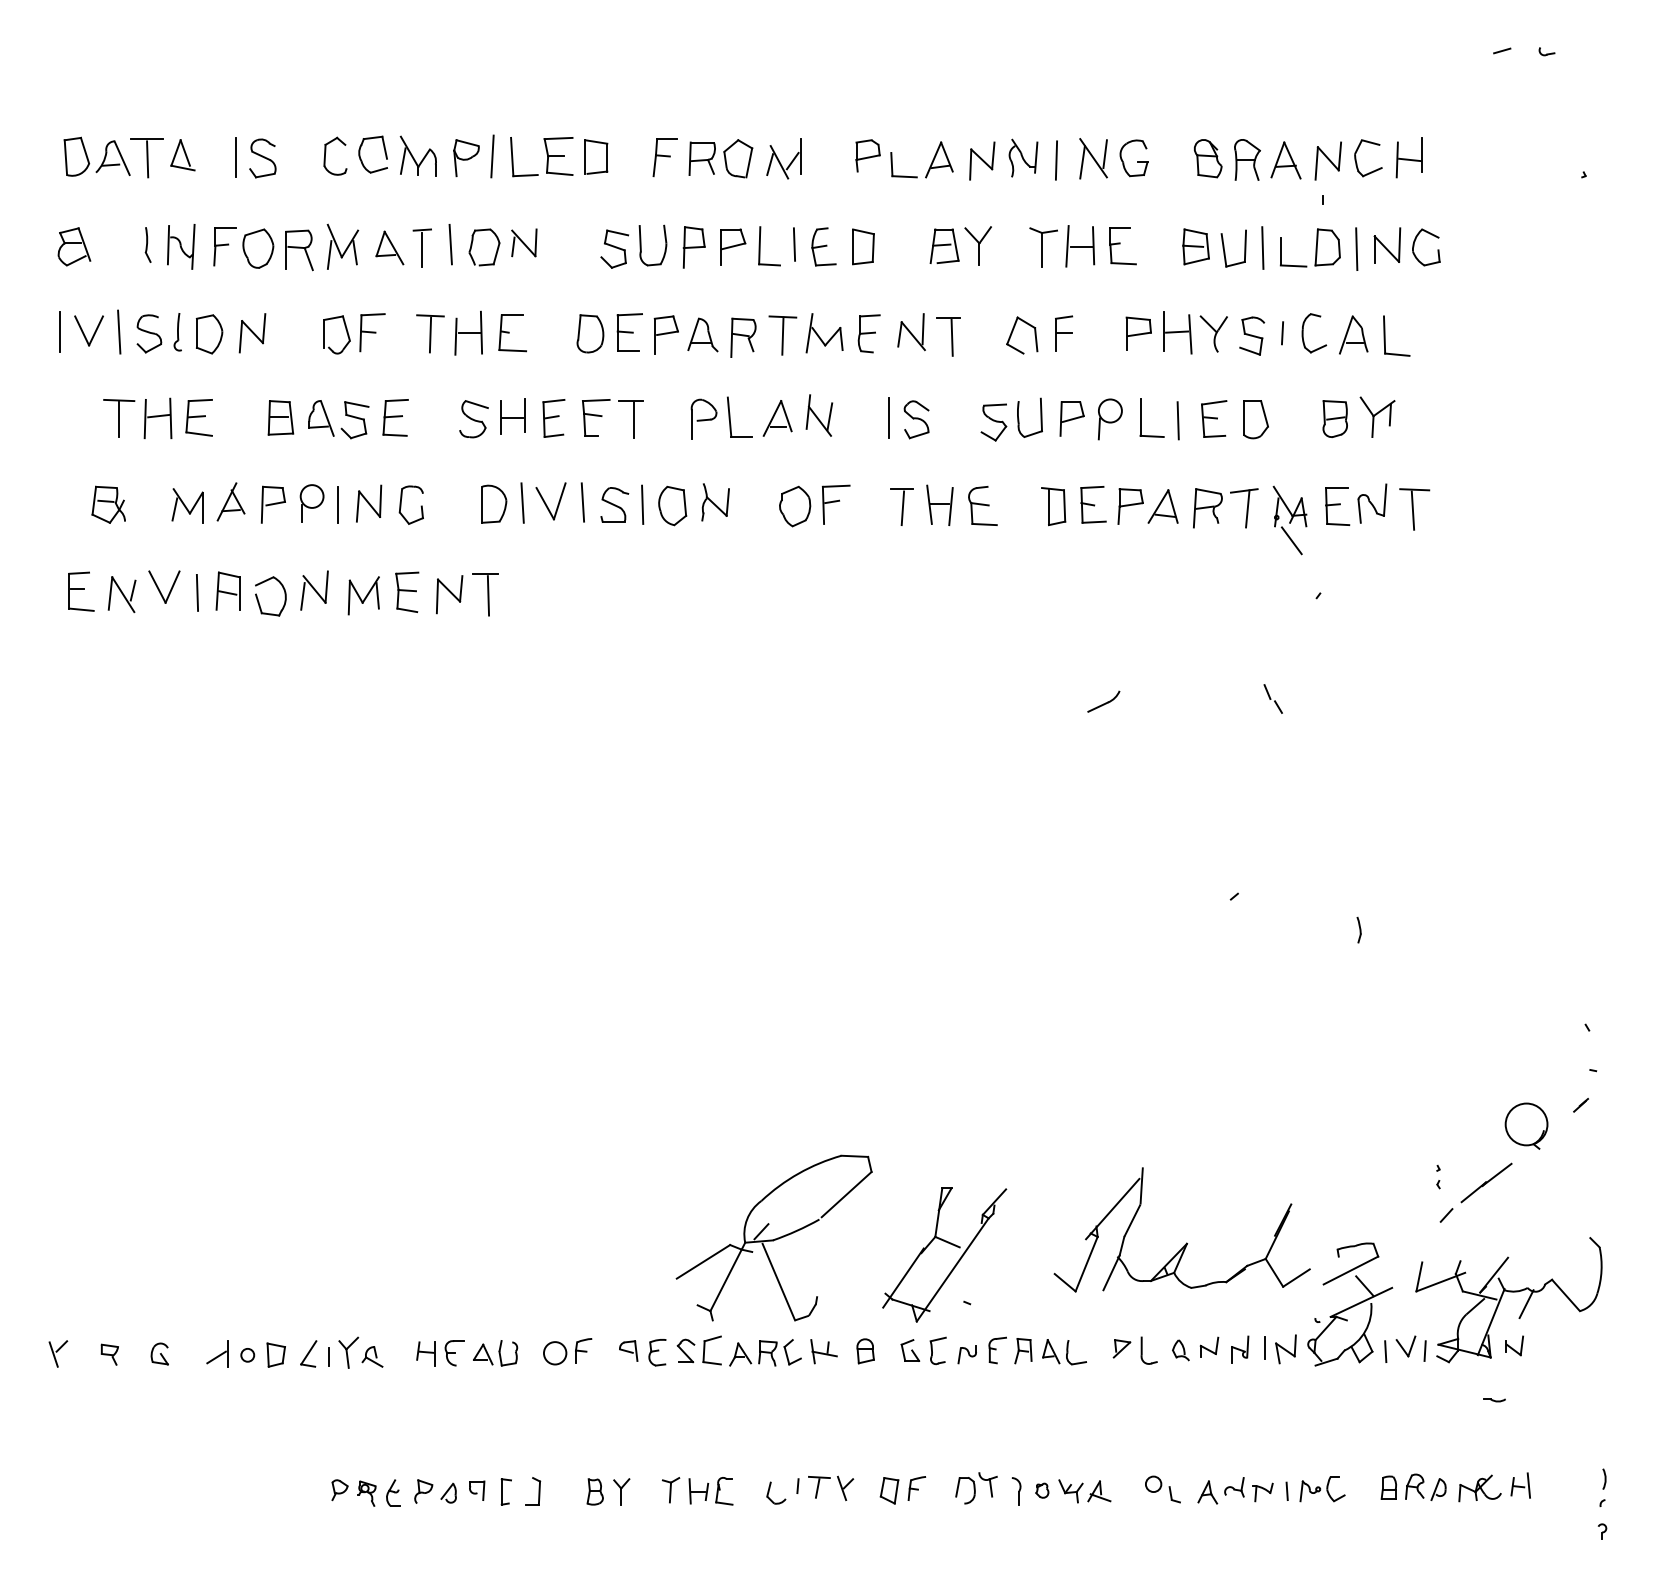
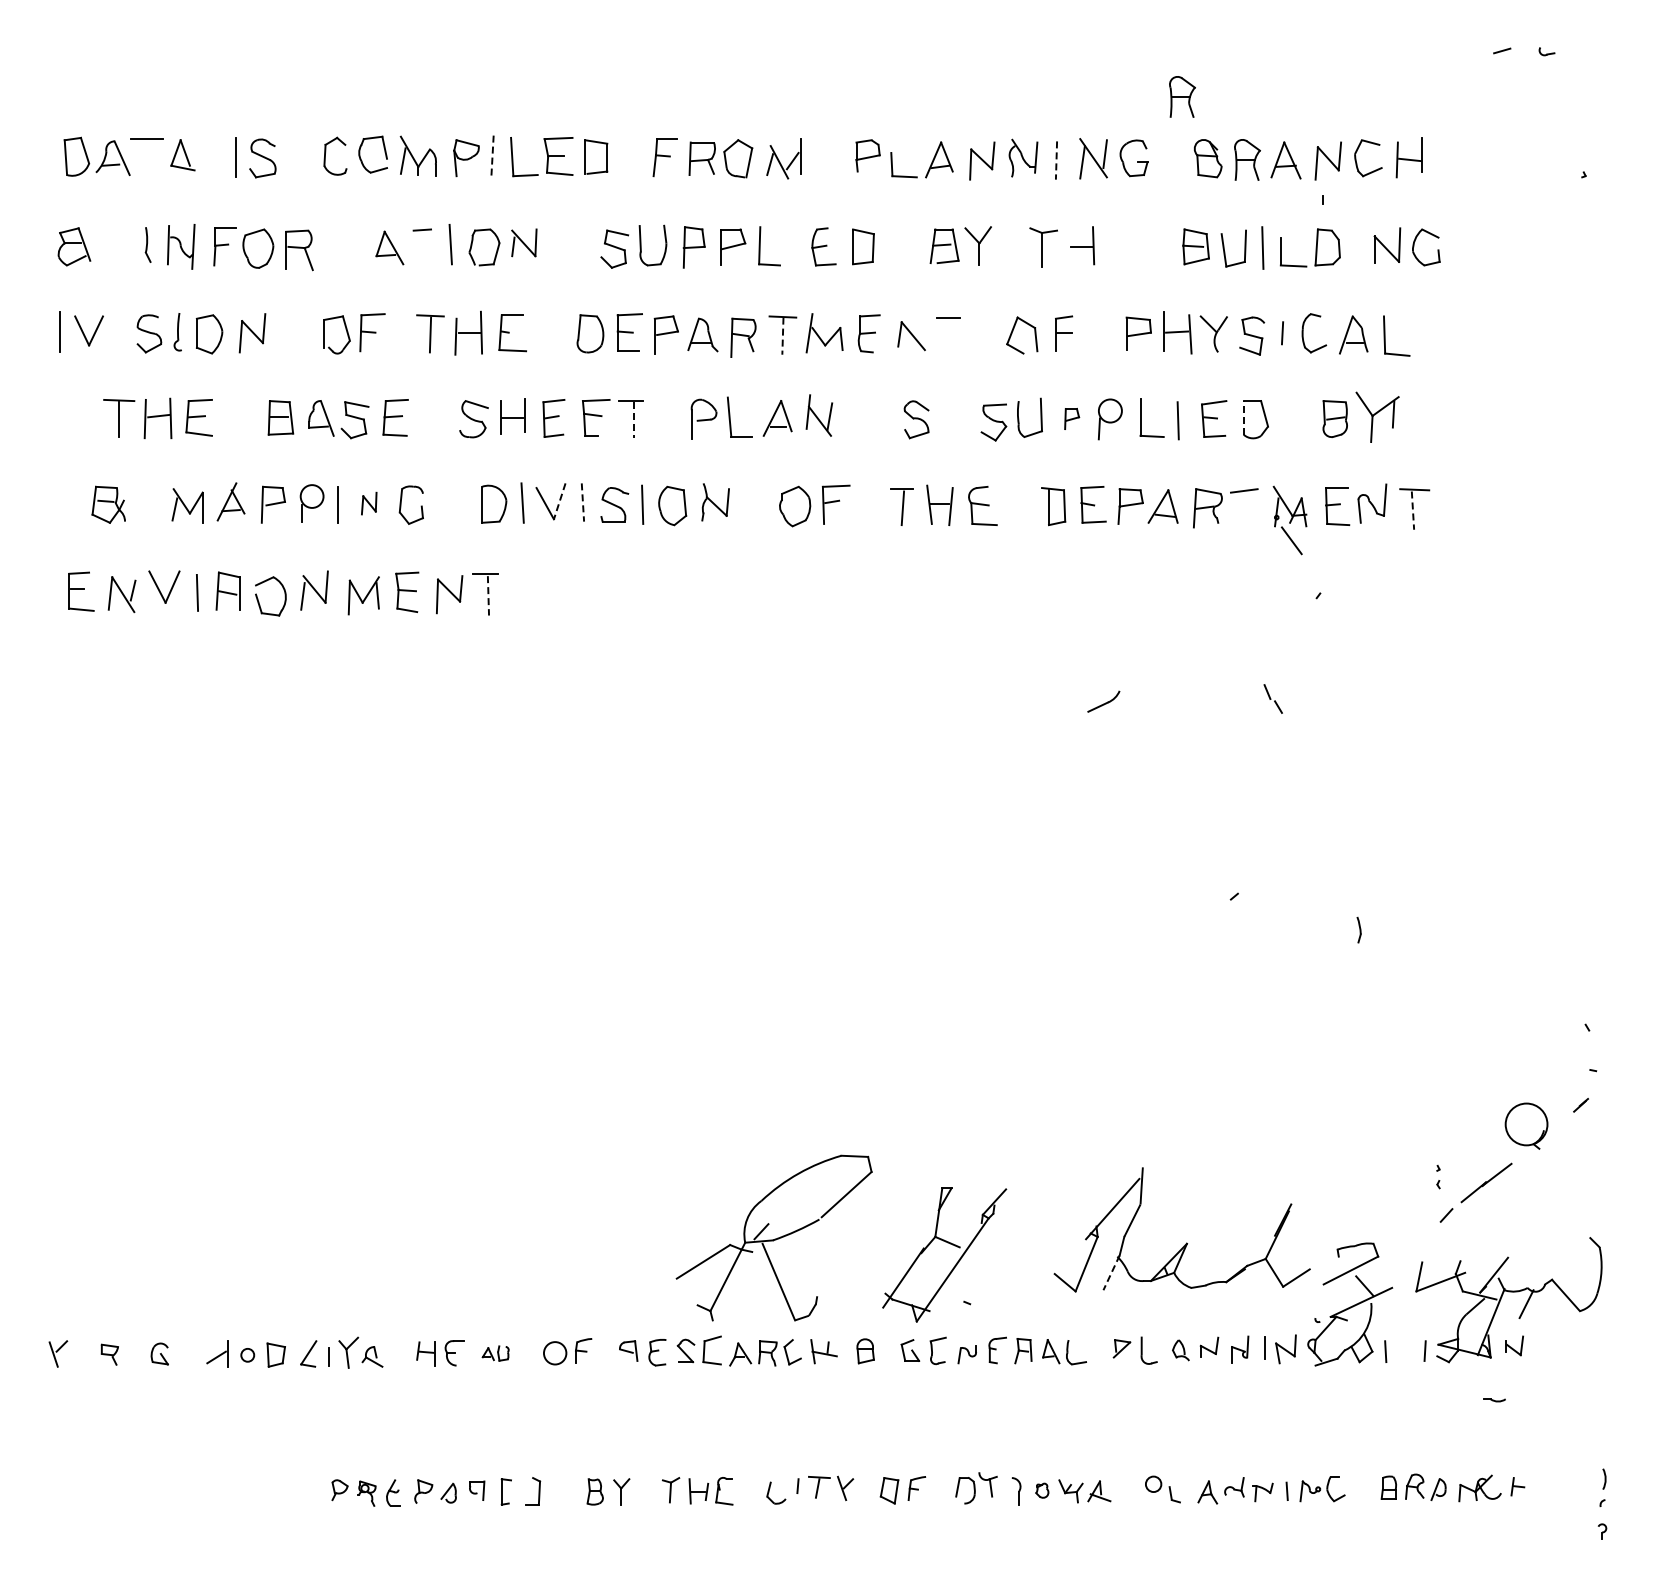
part: none -> present (1182, 96)
line: solid -> dashed (492, 156)
line: present -> none (147, 159)
line: solid -> dashed (1056, 161)
line: present -> none (794, 244)
part: present -> none (342, 246)
line: present -> none (1067, 246)
part: present -> none (1122, 246)
line: present -> none (421, 249)
line: present -> none (1356, 249)
line: present -> none (922, 329)
line: present -> none (119, 331)
line: solid -> dashed (782, 336)
line: present -> none (951, 337)
part size: 37x42 px -> 45x52 px (1377, 416)
line: present -> none (888, 417)
line: solid -> dashed (1243, 417)
part size: 26x36 px -> 17x22 px (1072, 418)
line: solid -> dashed (633, 420)
line: solid -> dashed (559, 501)
part size: 27x39 px -> 17x25 px (369, 503)
line: solid -> dashed (582, 503)
line: present -> none (1247, 508)
line: solid -> dashed (1413, 511)
line: solid -> dashed (488, 595)
line: solid -> dashed (1111, 1273)
part: present -> none (1405, 1346)
part size: 46x27 px -> 29x17 px (495, 1353)
line: present -> none (1528, 1485)
